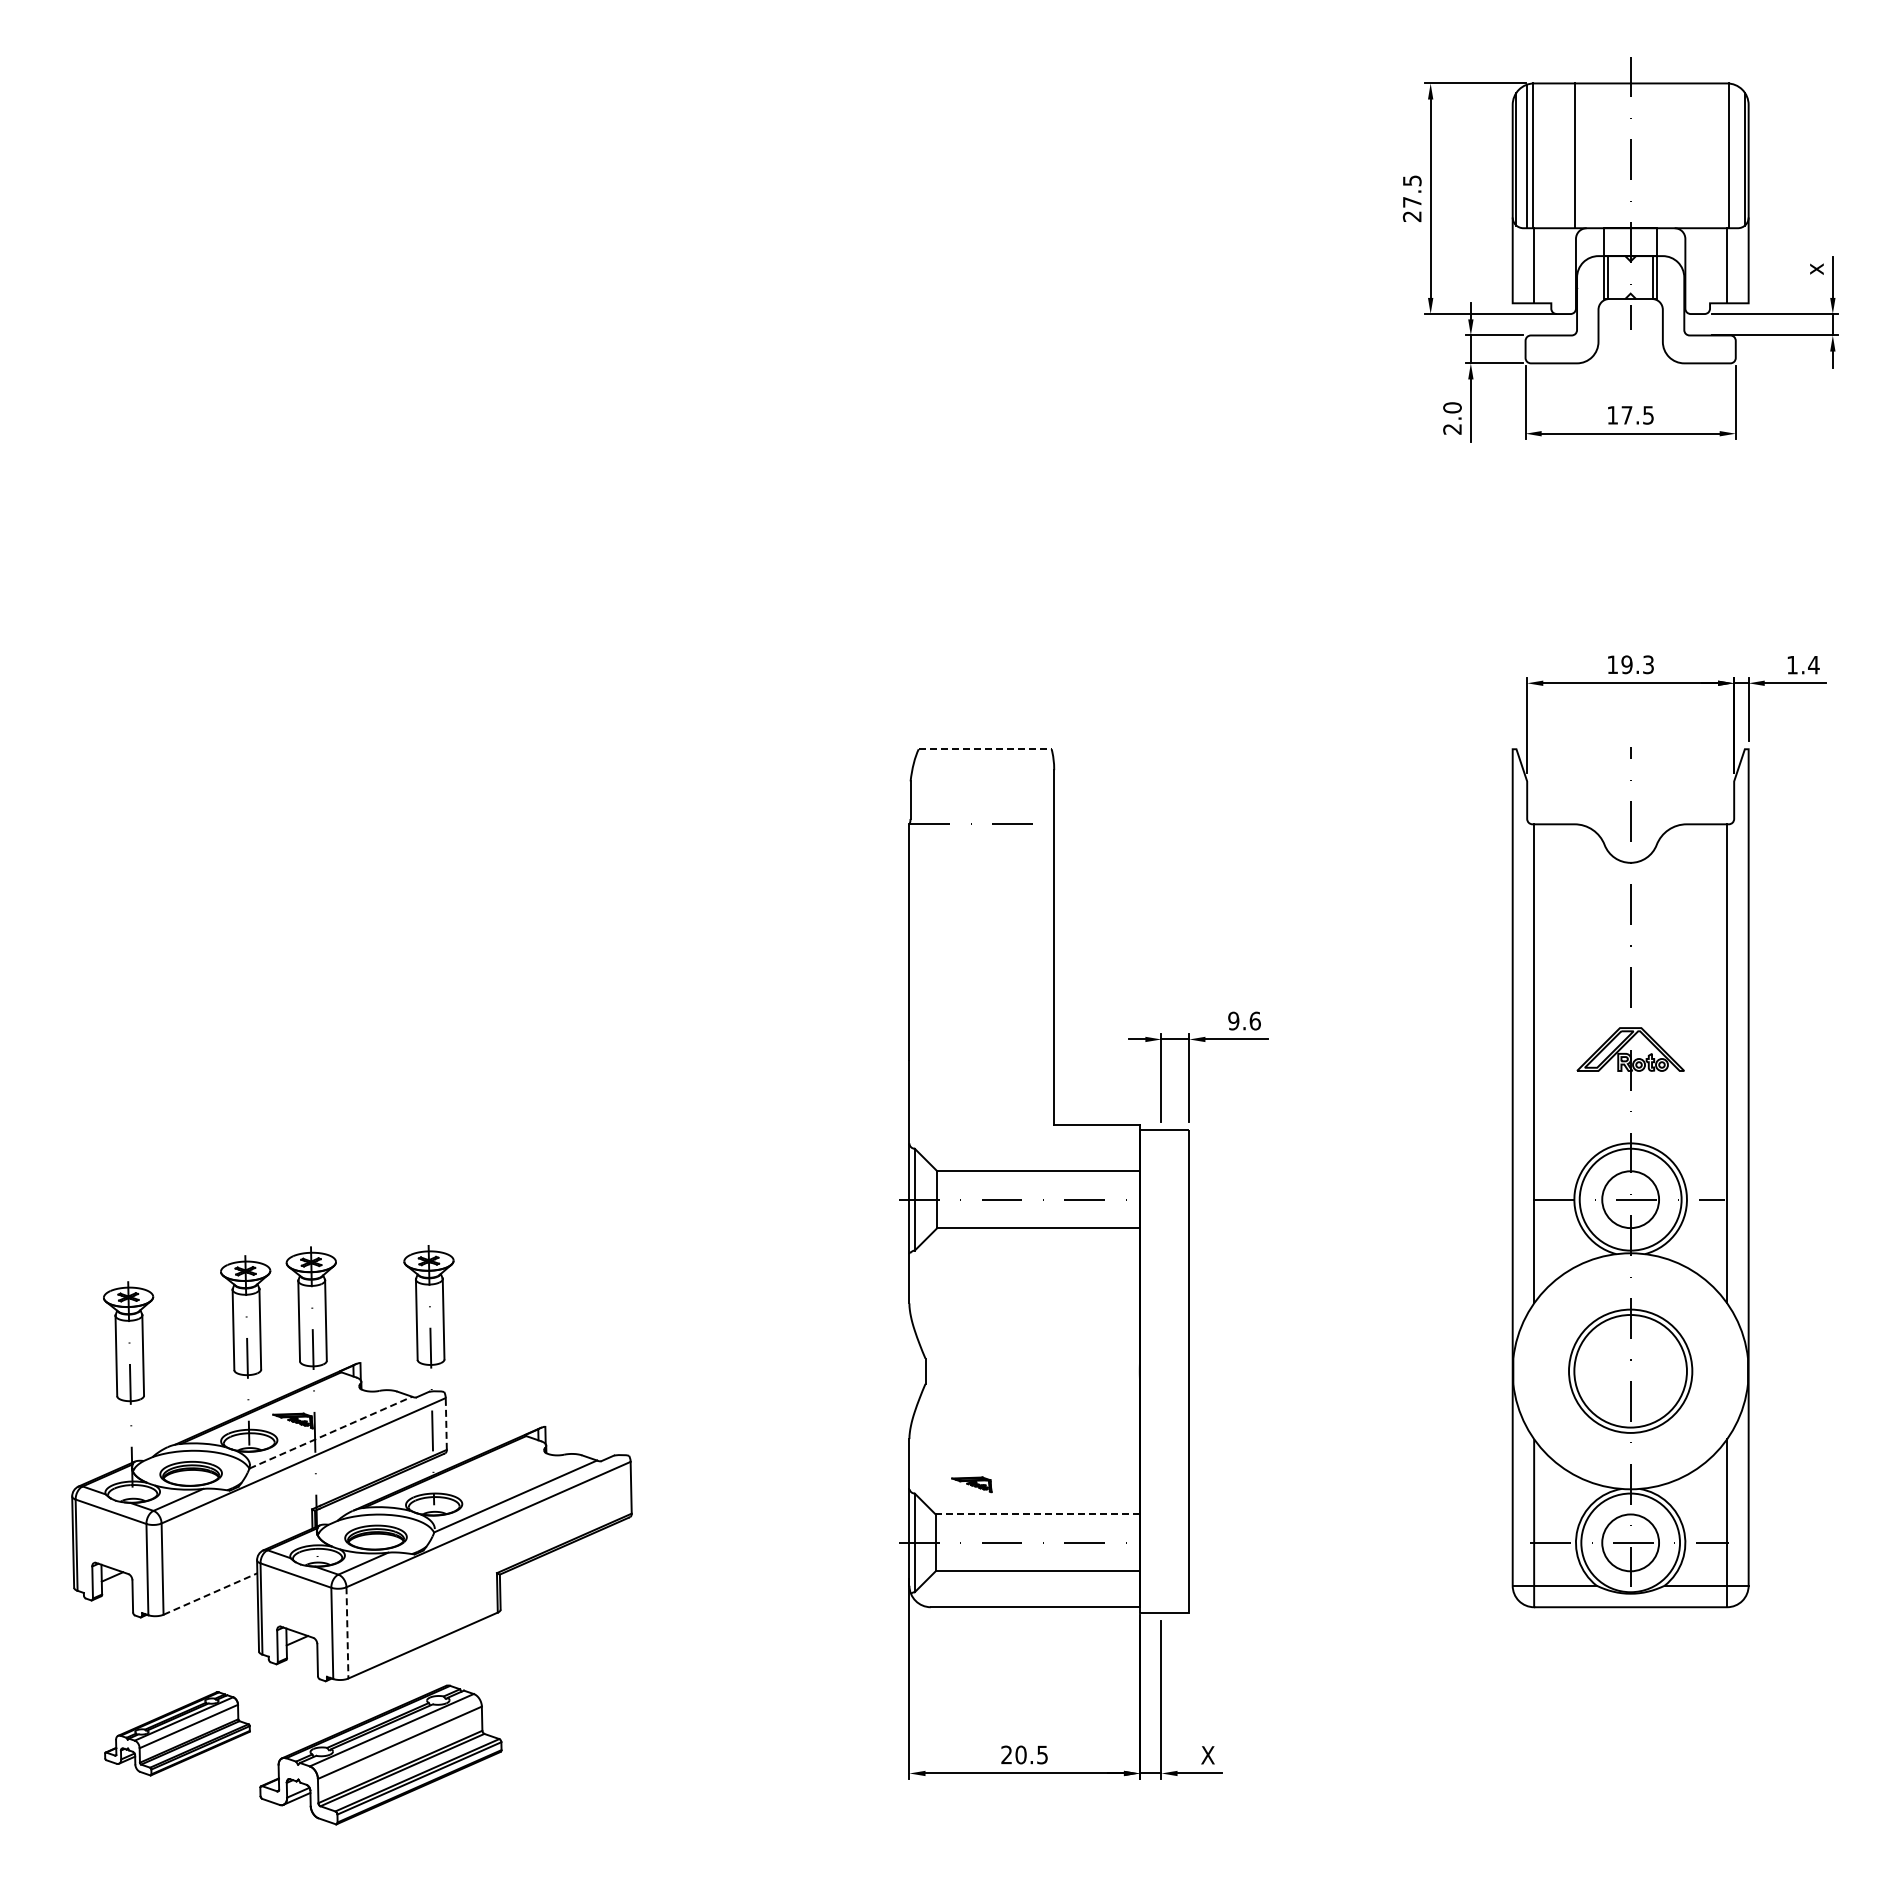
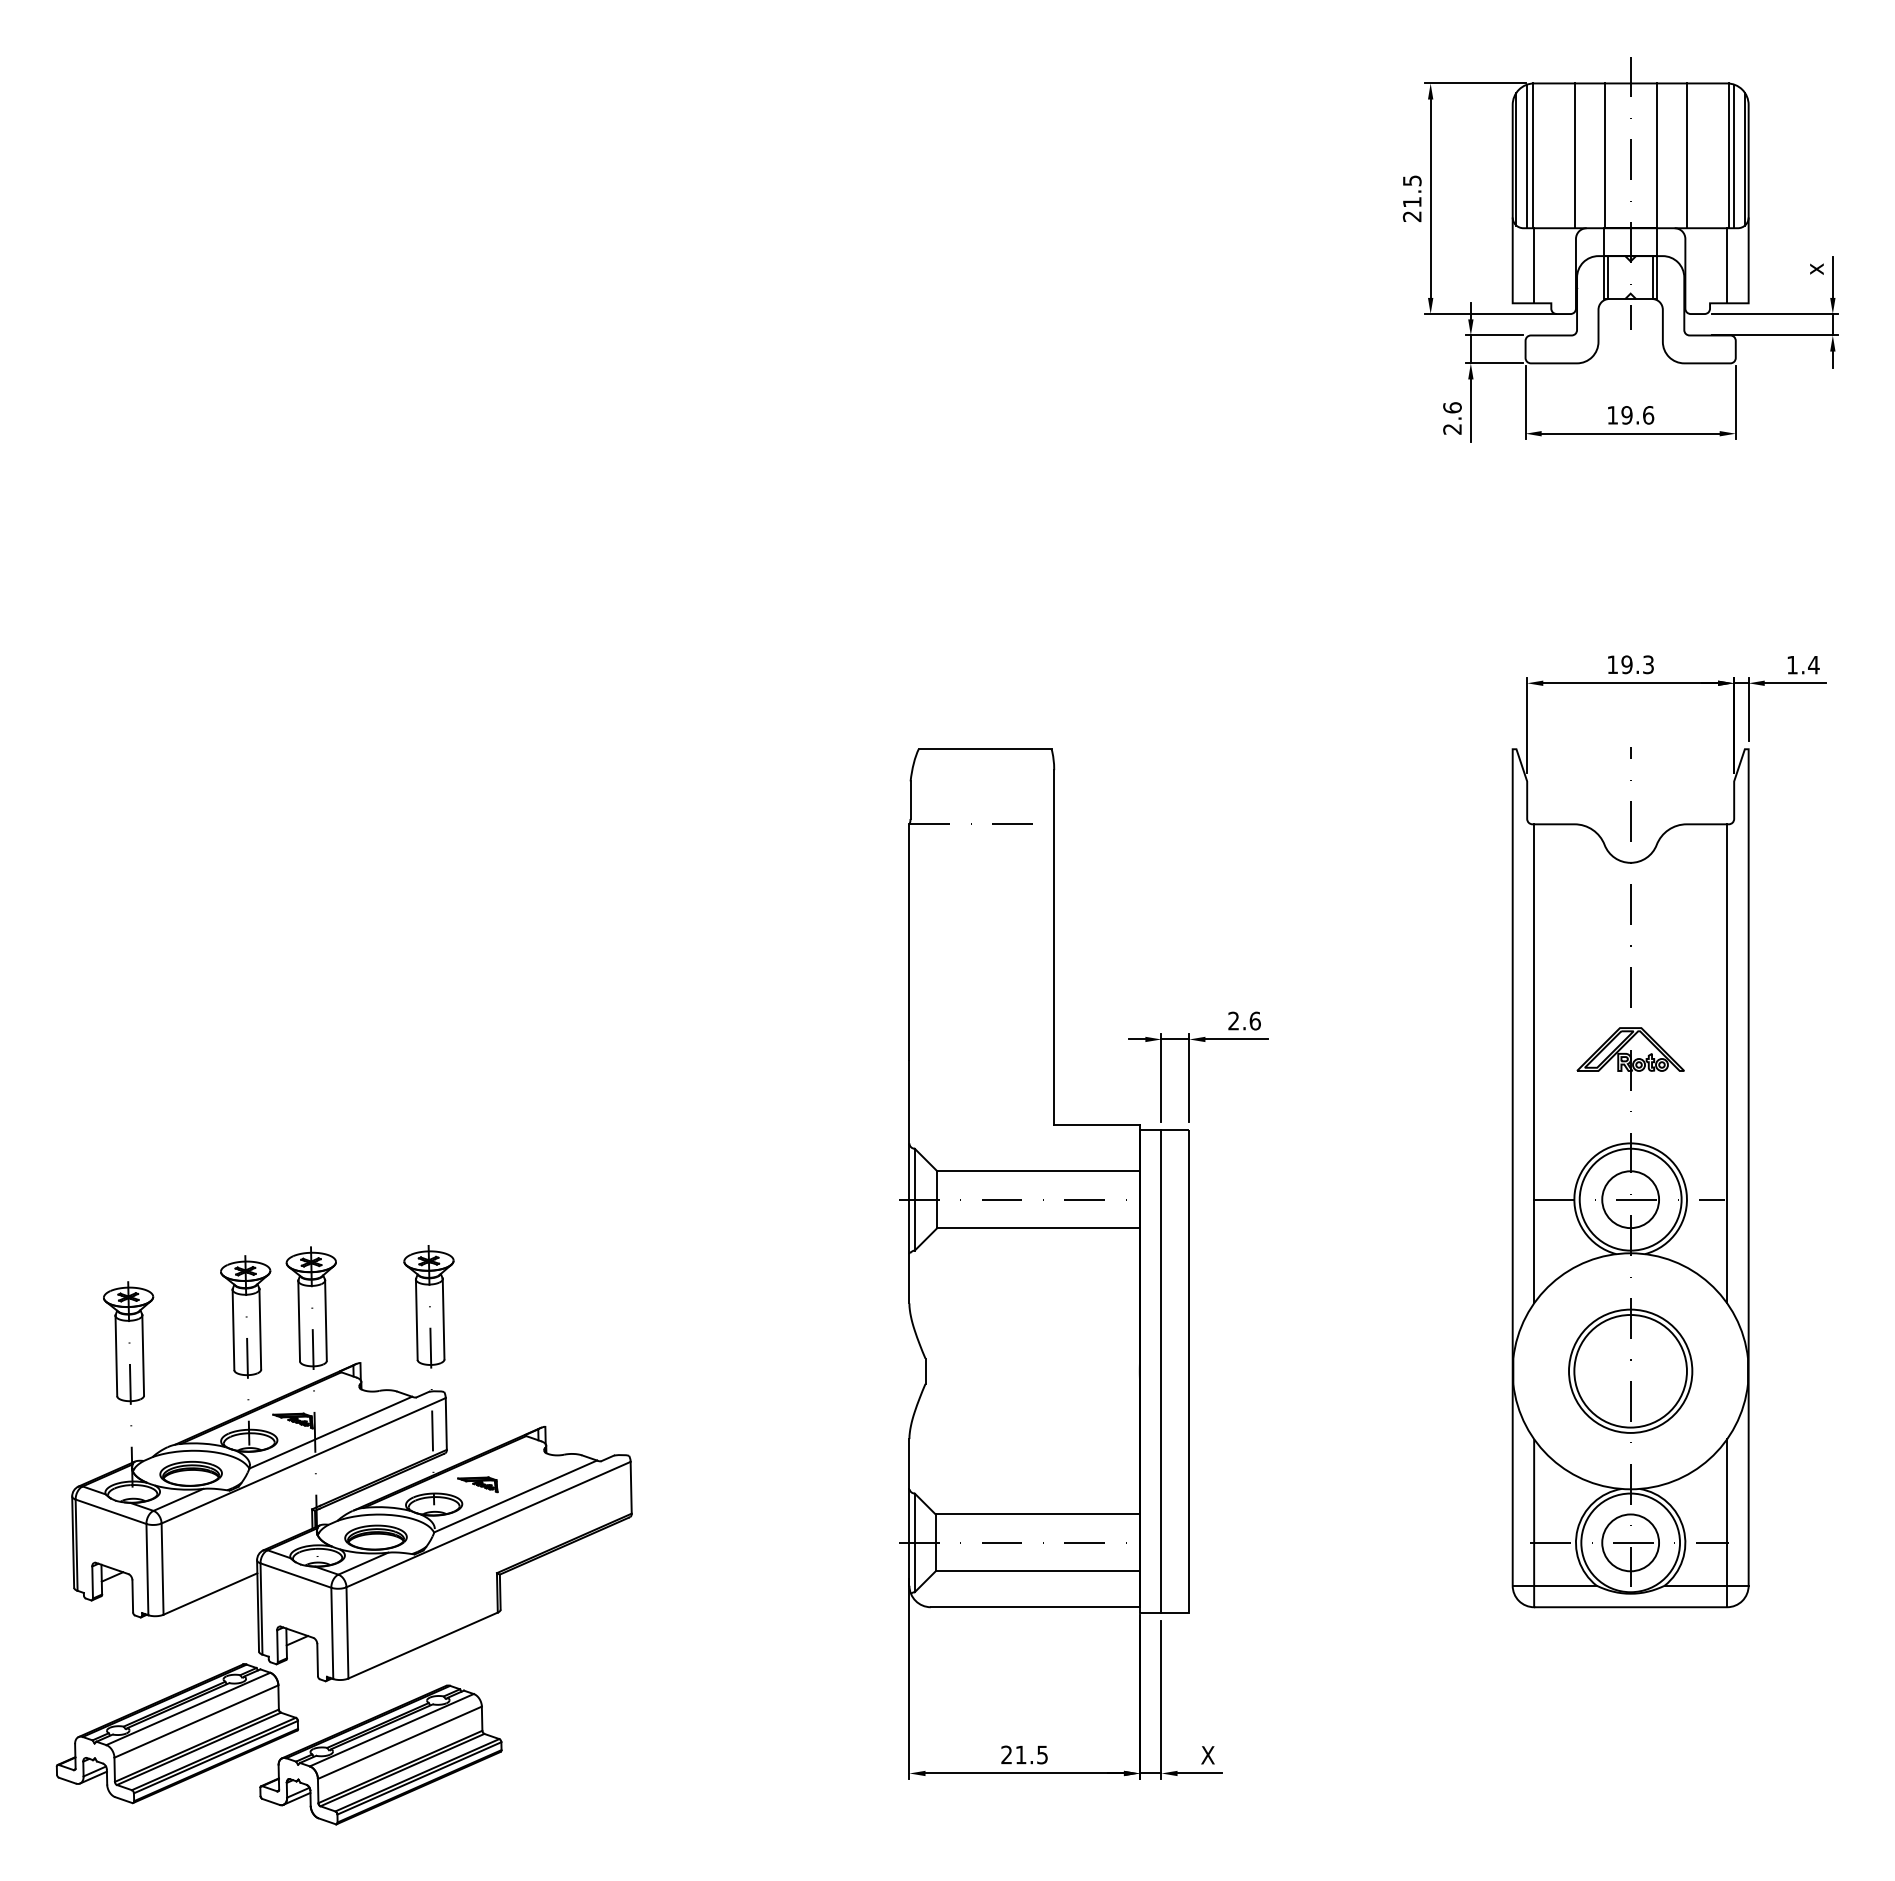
line: none -> present (1604, 155)
line: none -> present (1656, 155)
line: none -> present (1686, 155)
line: none -> present (1734, 156)
text: 27.5 -> 21.5 (1412, 202)
text: 2.0 -> 2.6 (1452, 407)
text: 17.5 -> 19.6 (1637, 415)
line: dashed -> solid (985, 749)
text: 9.6 -> 2.6 (1233, 1020)
line: none -> present (1161, 1370)
line: dashed -> solid (446, 1423)
line: dashed -> solid (330, 1432)
part position: (971, 1484) -> (477, 1484) (477, 1484)
line: dashed -> solid (1037, 1514)
line: dashed -> solid (210, 1593)
line: dashed -> solid (347, 1632)
part size: 147x86 px -> 245x142 px (177, 1733)
text: 20.5 -> 21.5 (1020, 1754)
